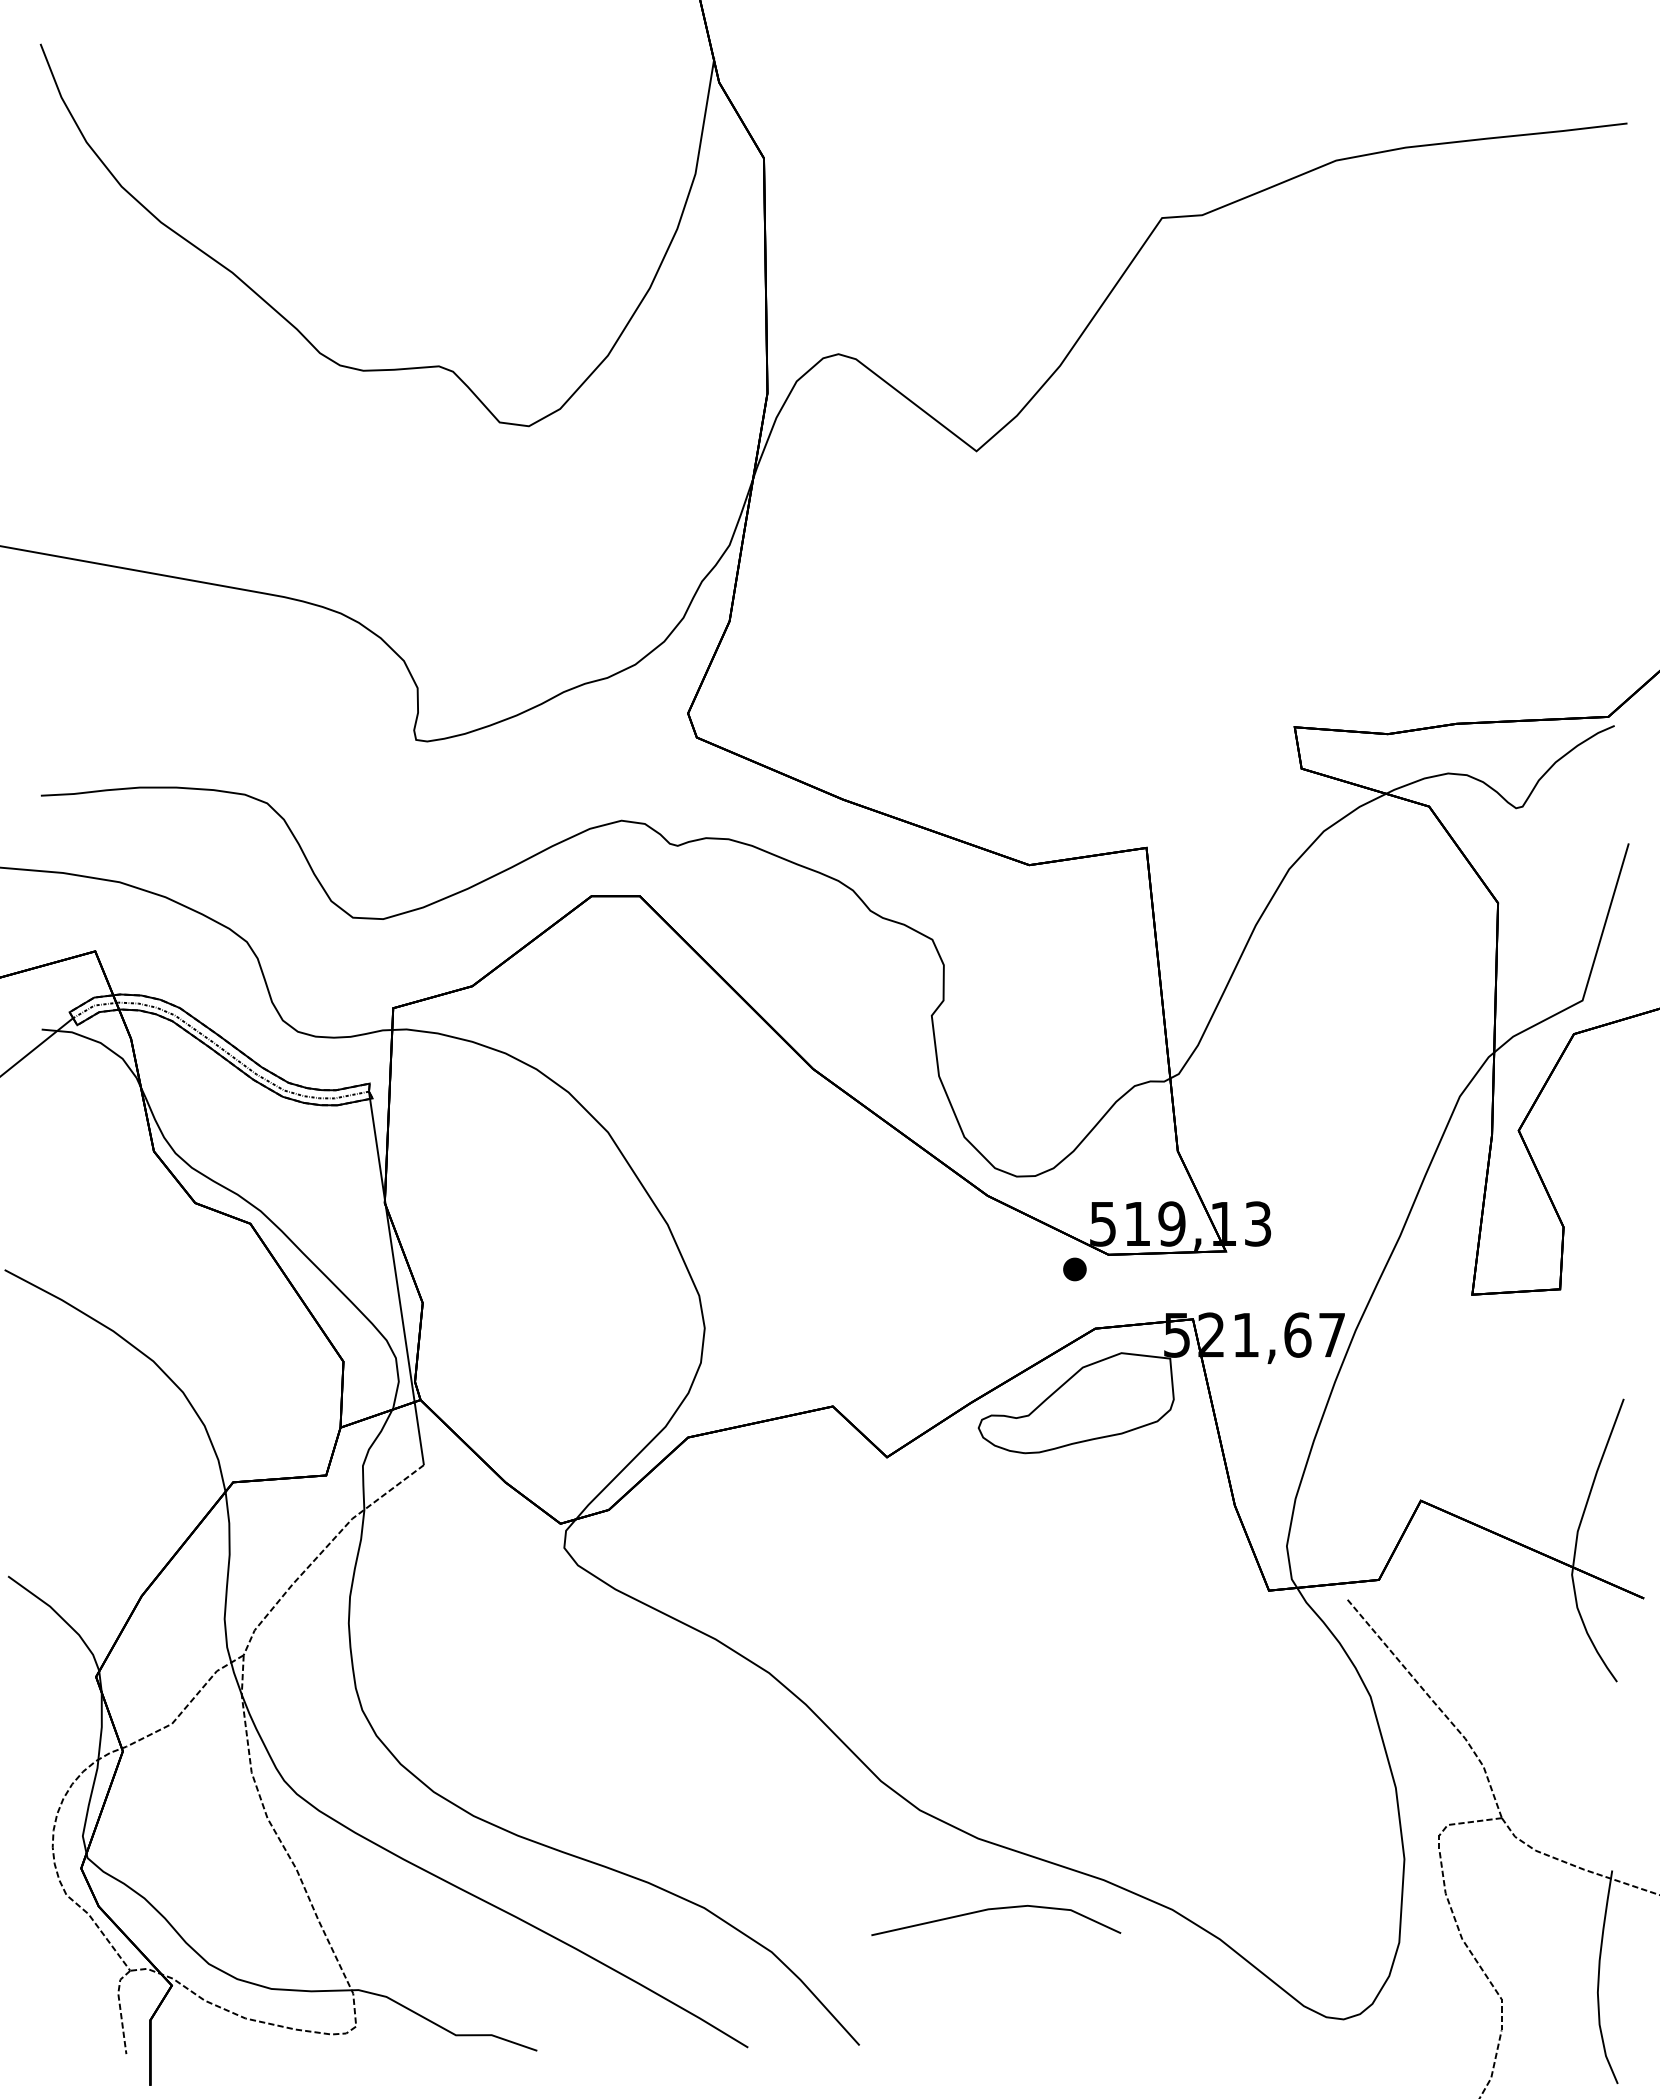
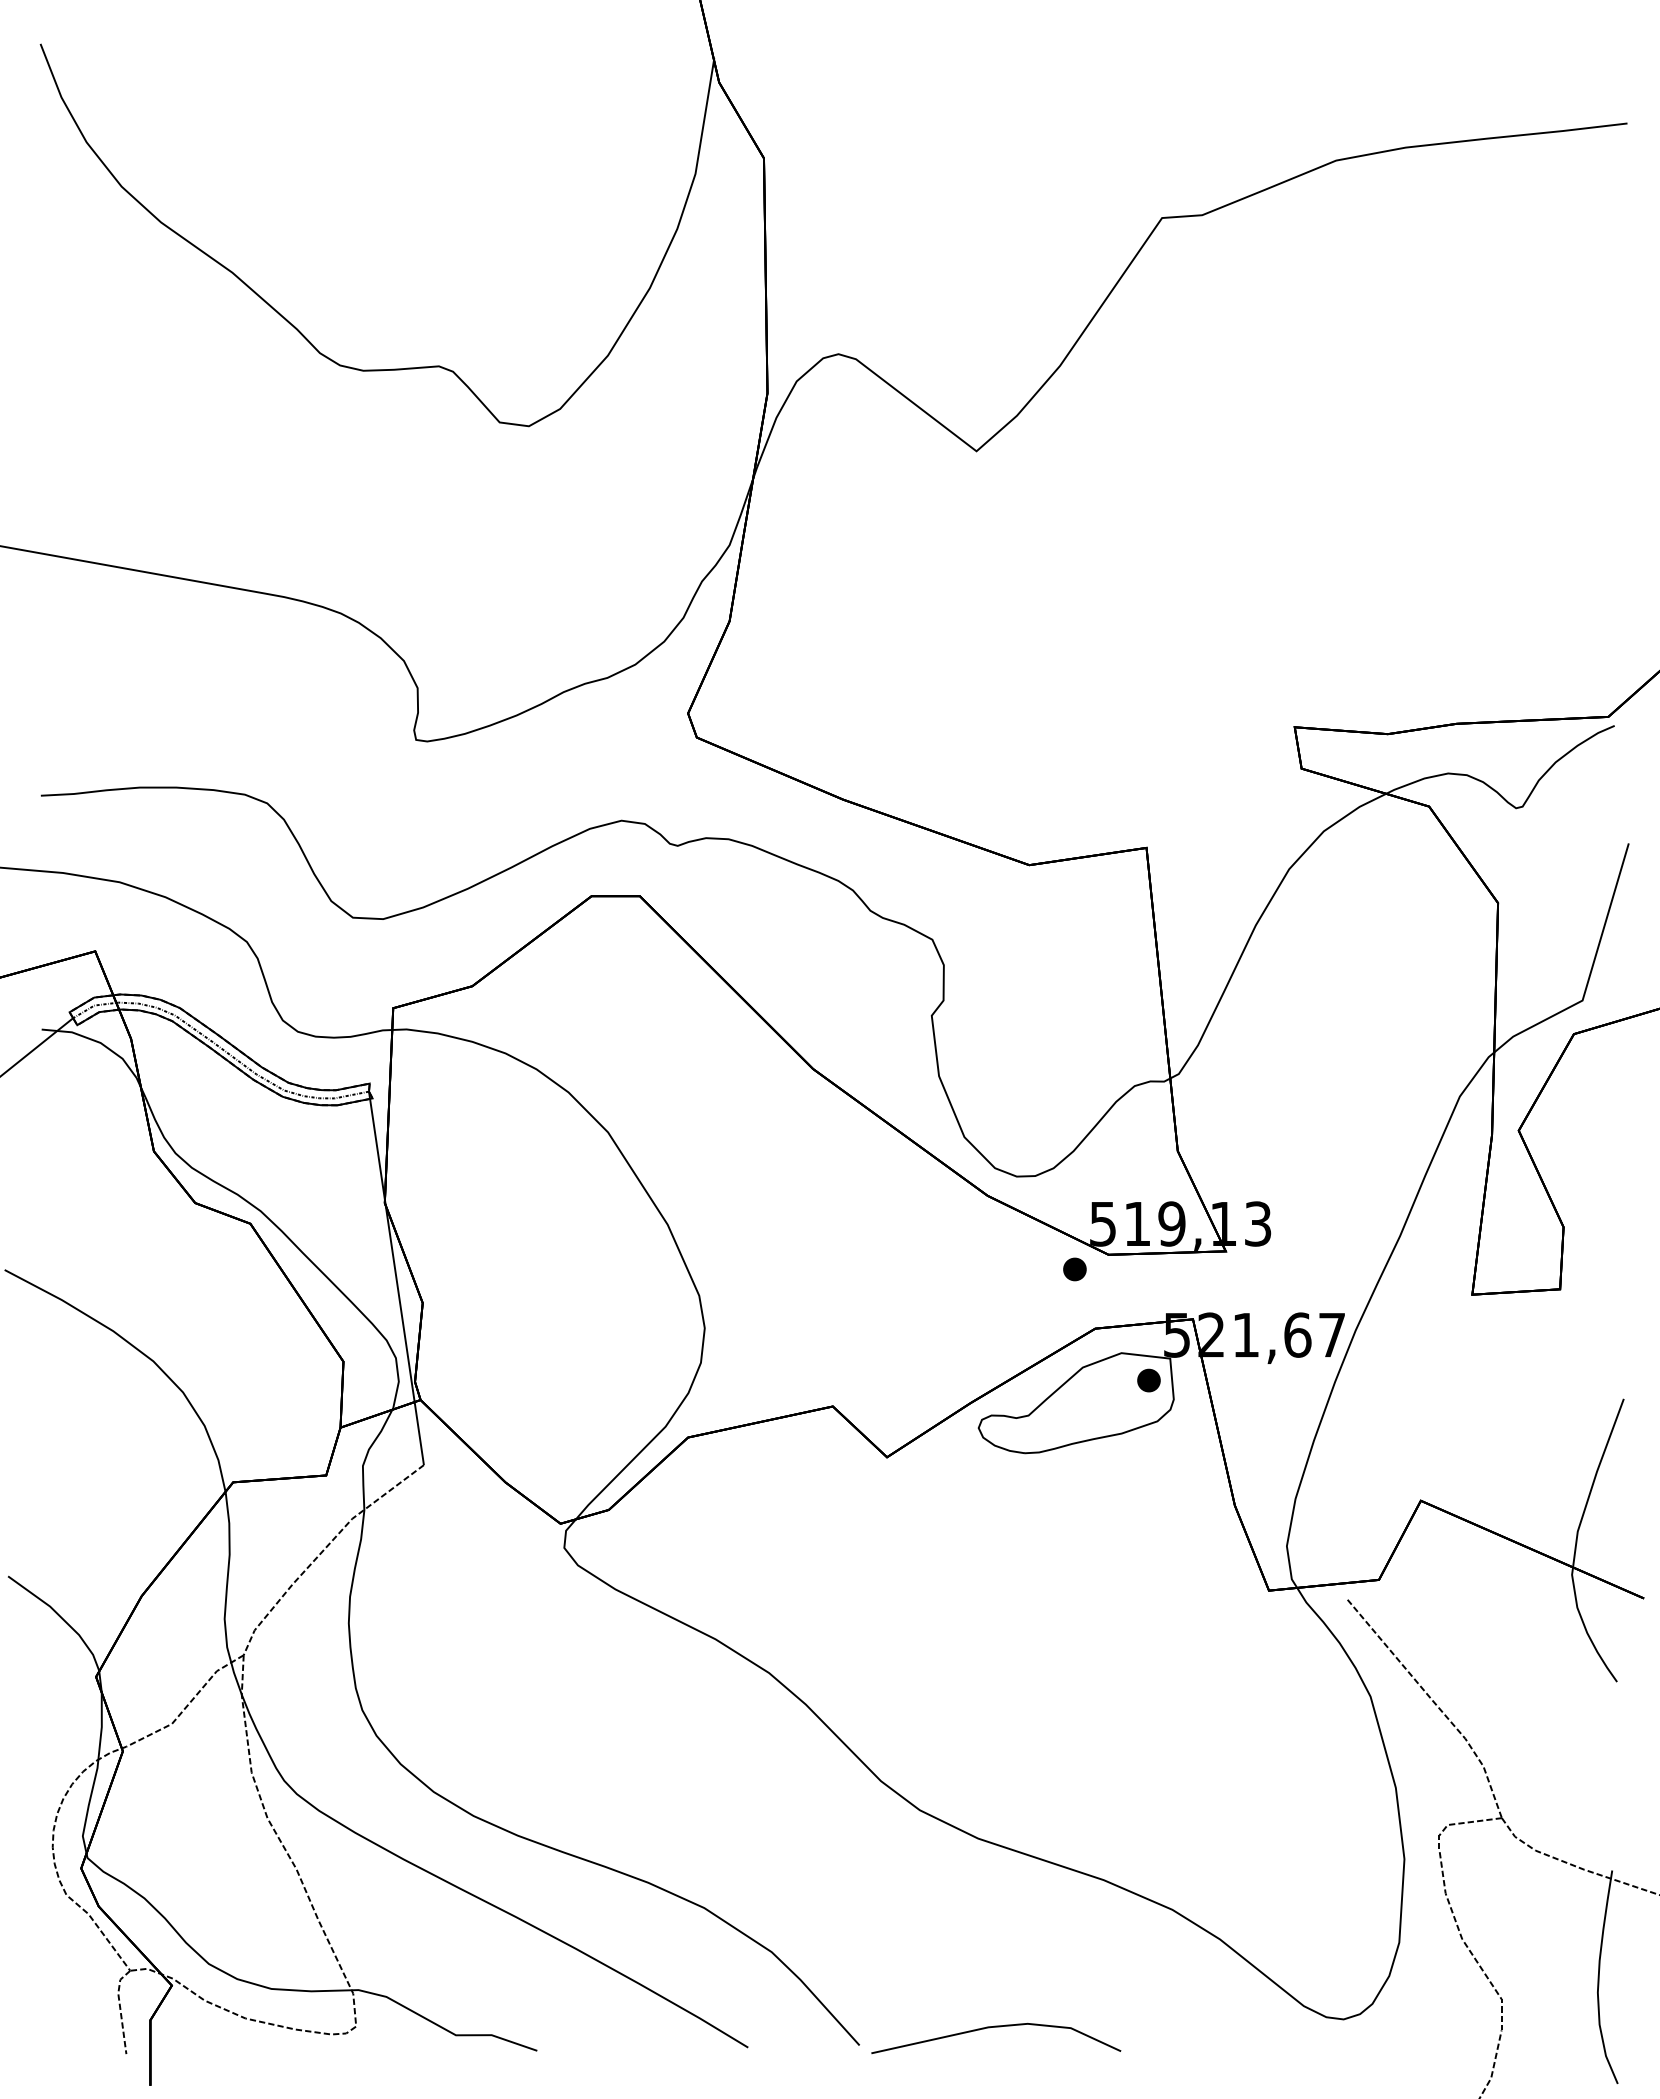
part: none -> present (1148, 1380)
line position: (996, 1909) -> (996, 2027) (996, 2027)
